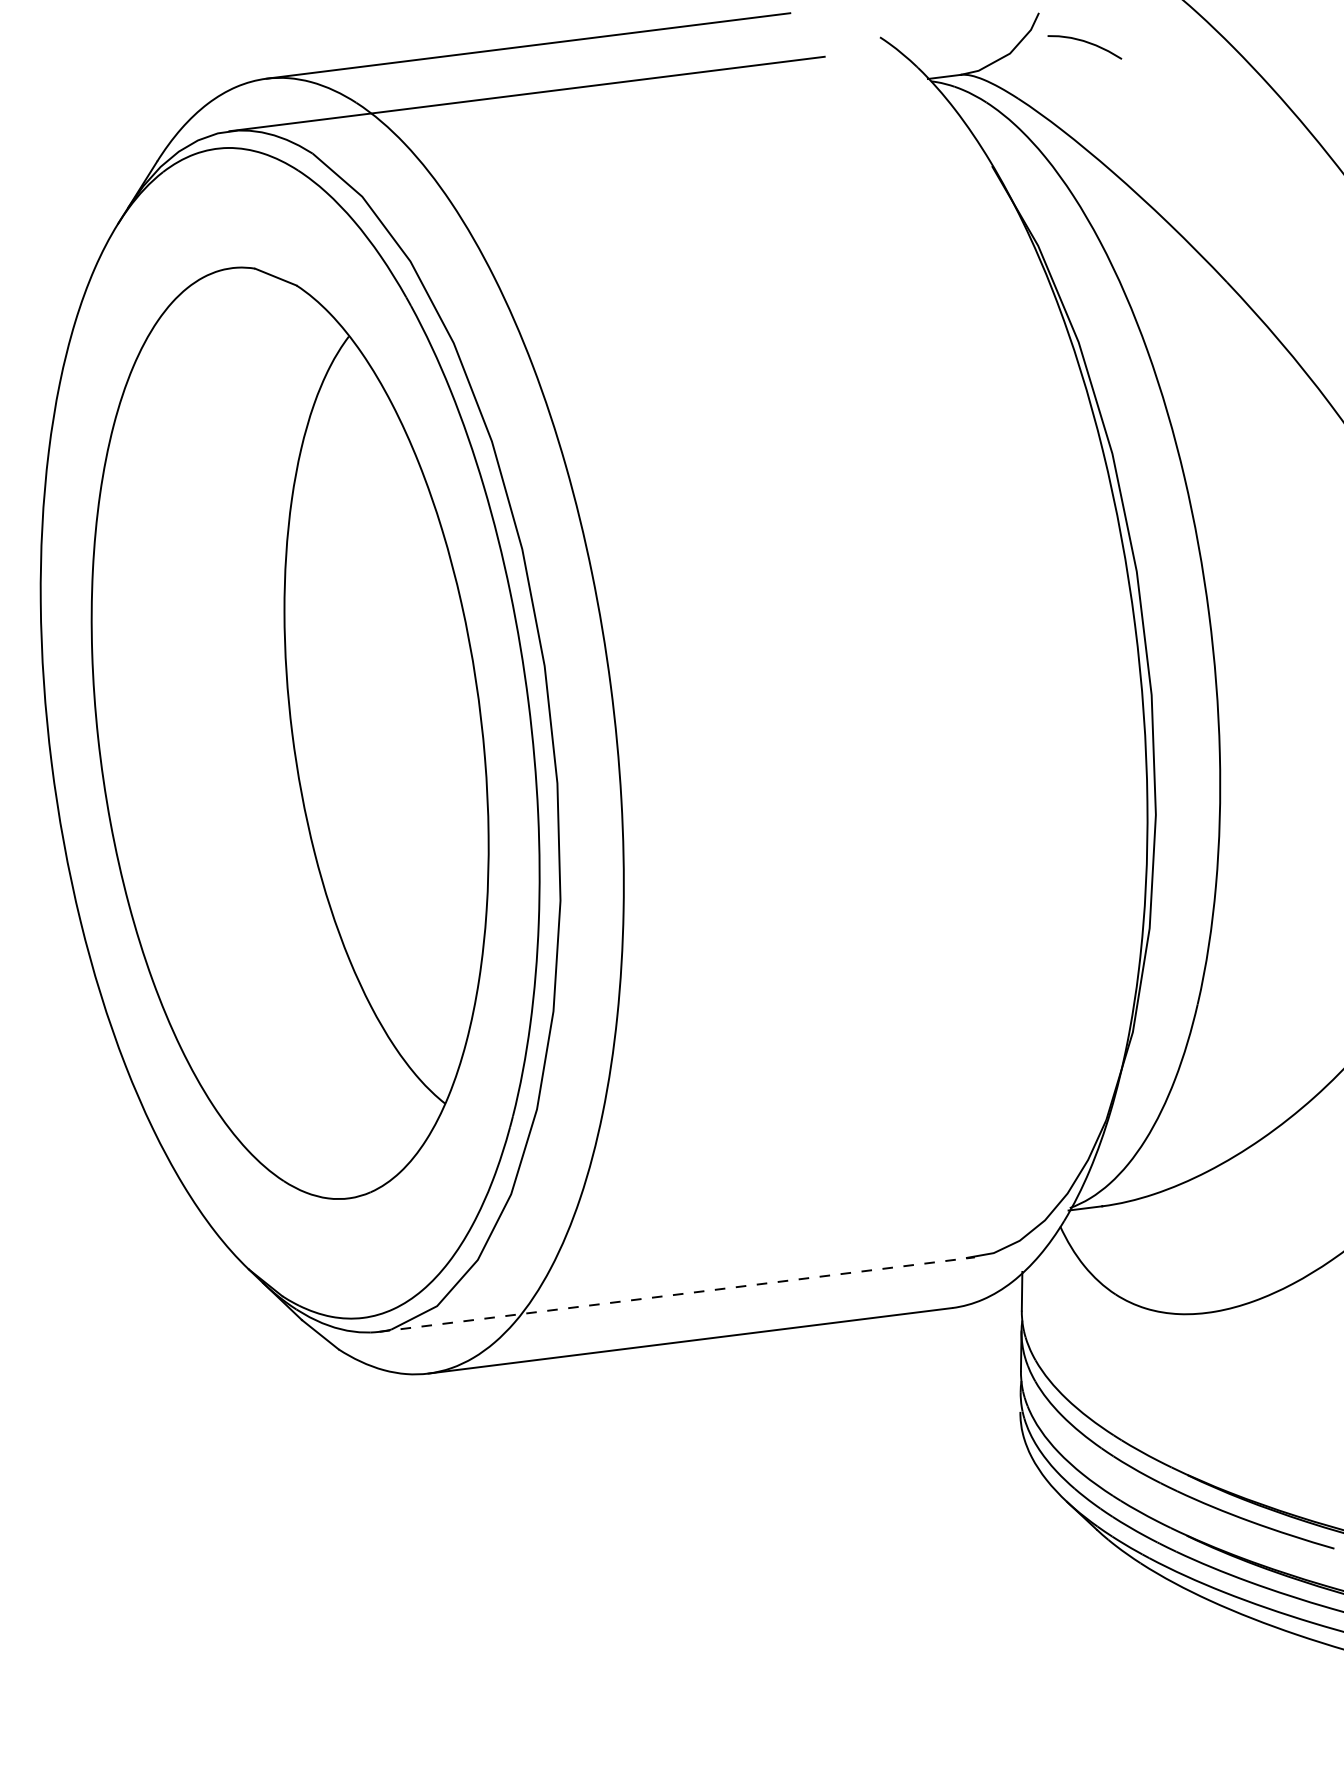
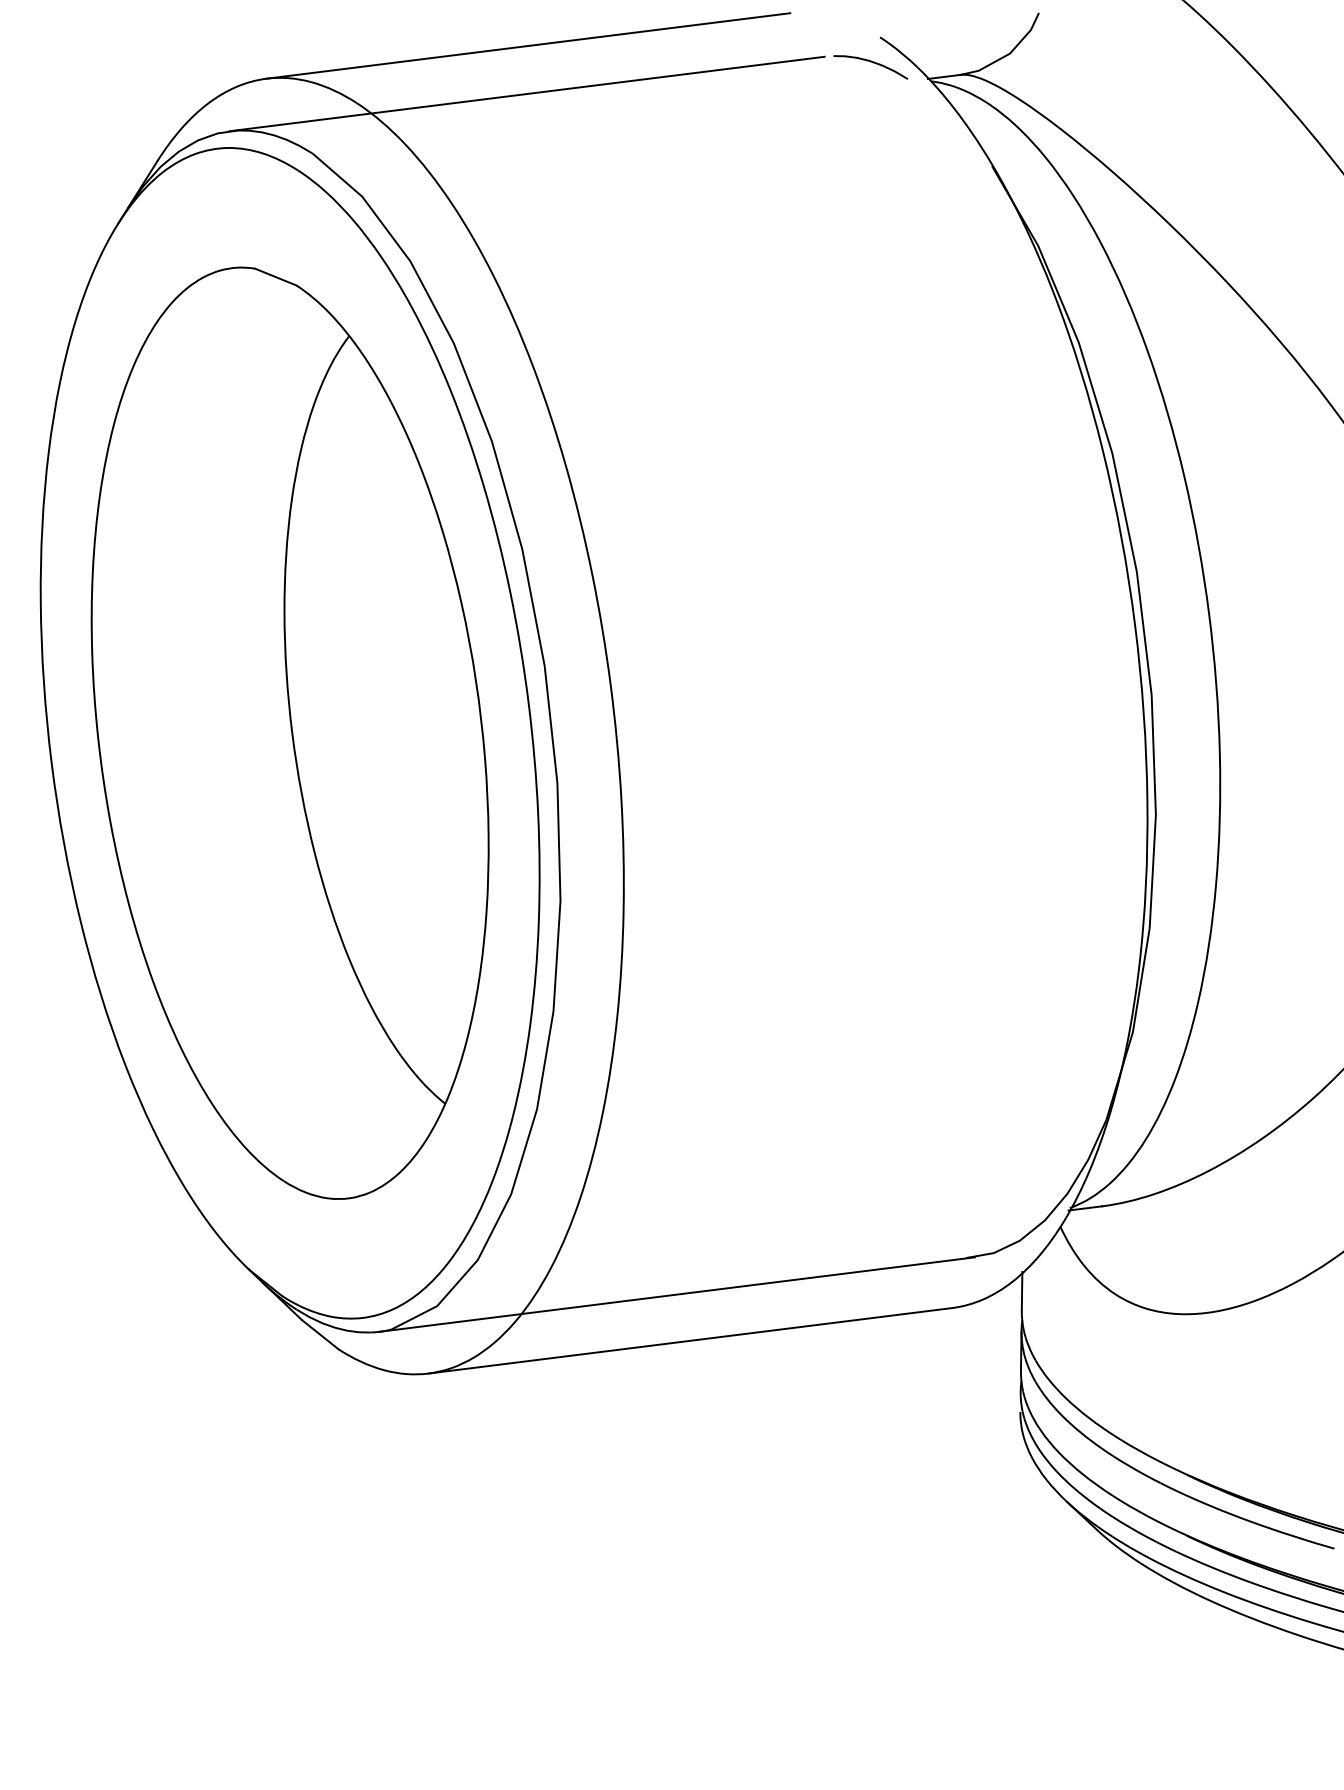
curve position: (1084, 42) -> (870, 62) (870, 62)
line: dashed -> solid (677, 1294)
